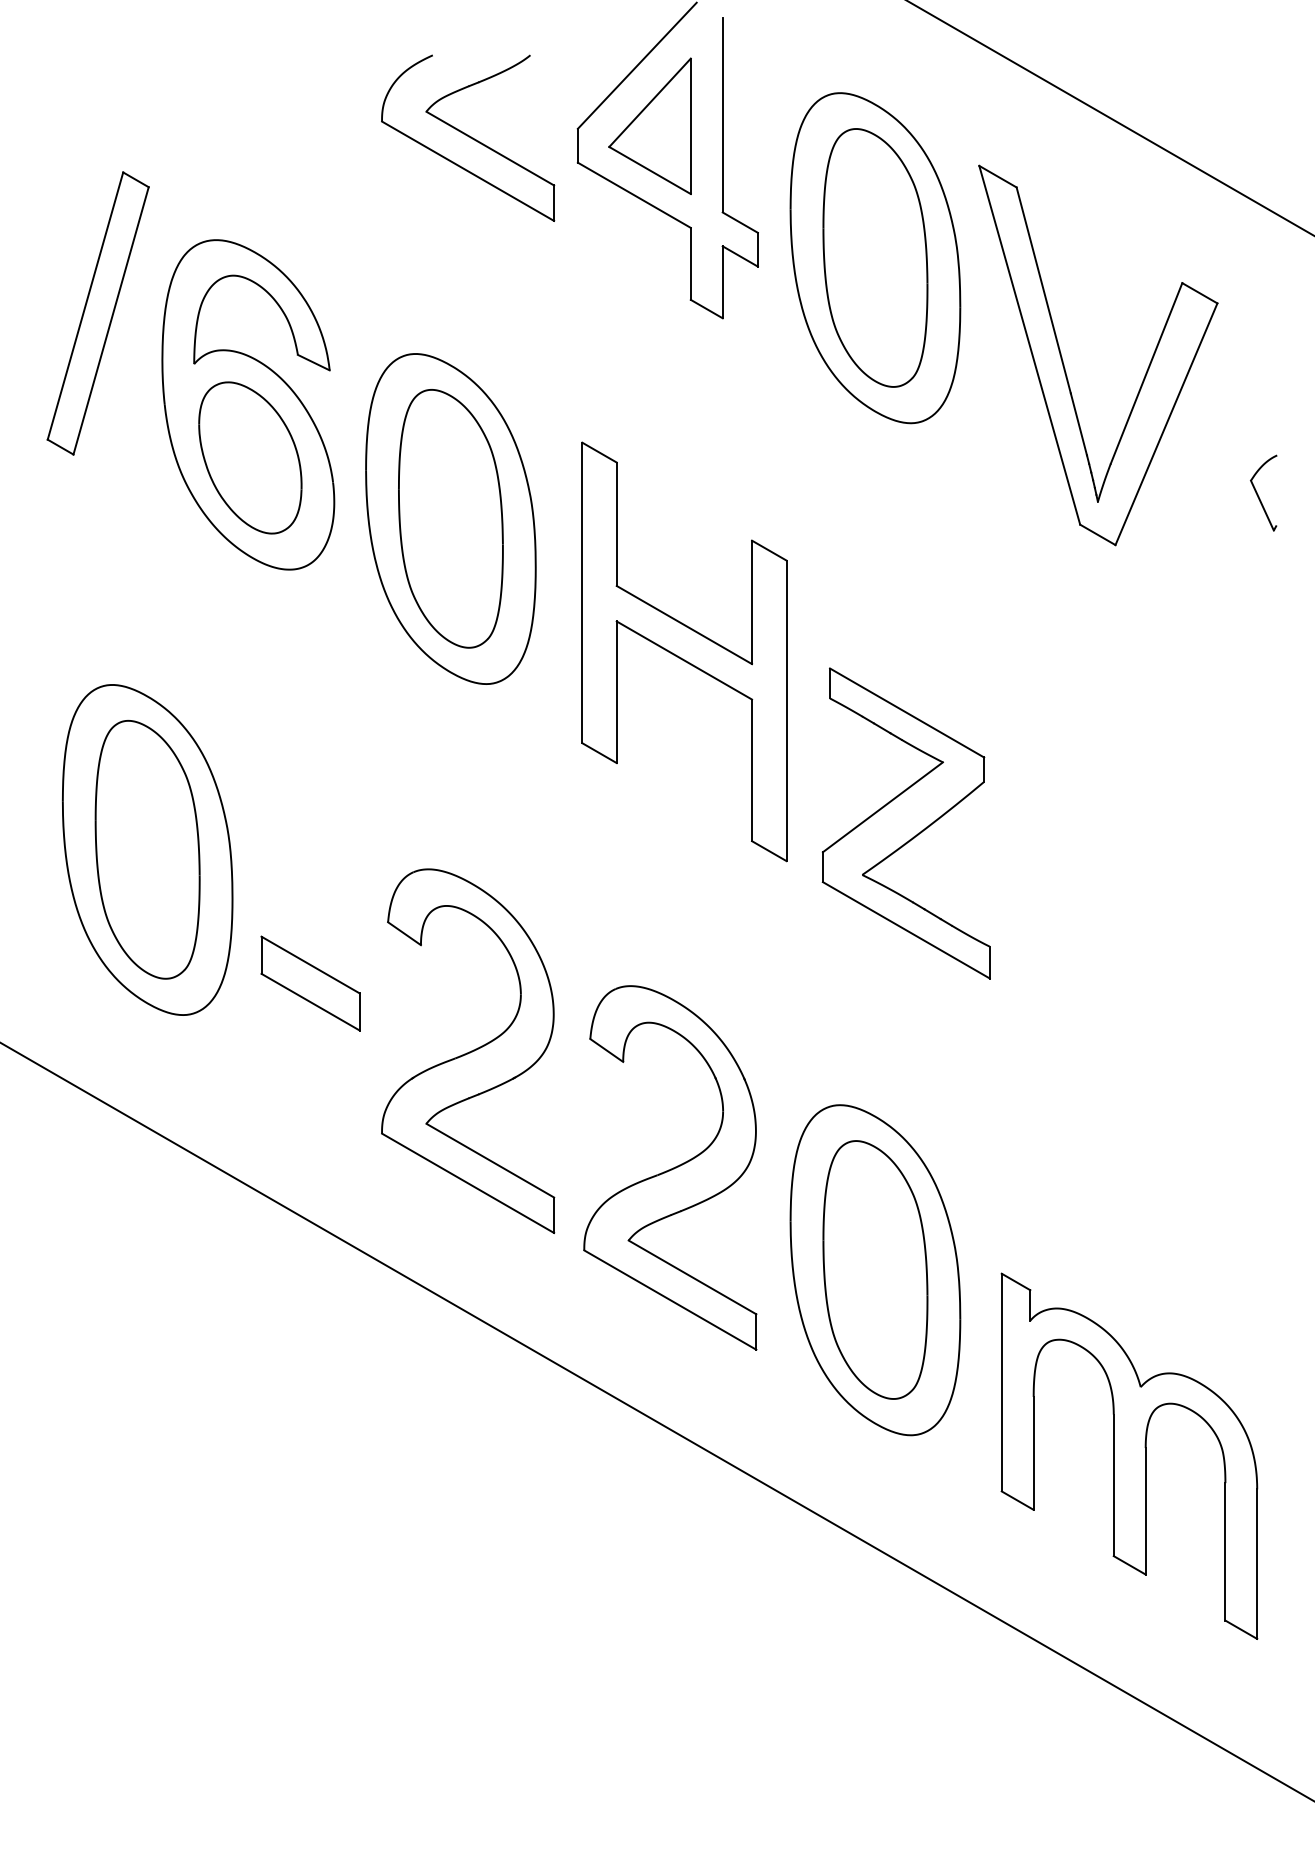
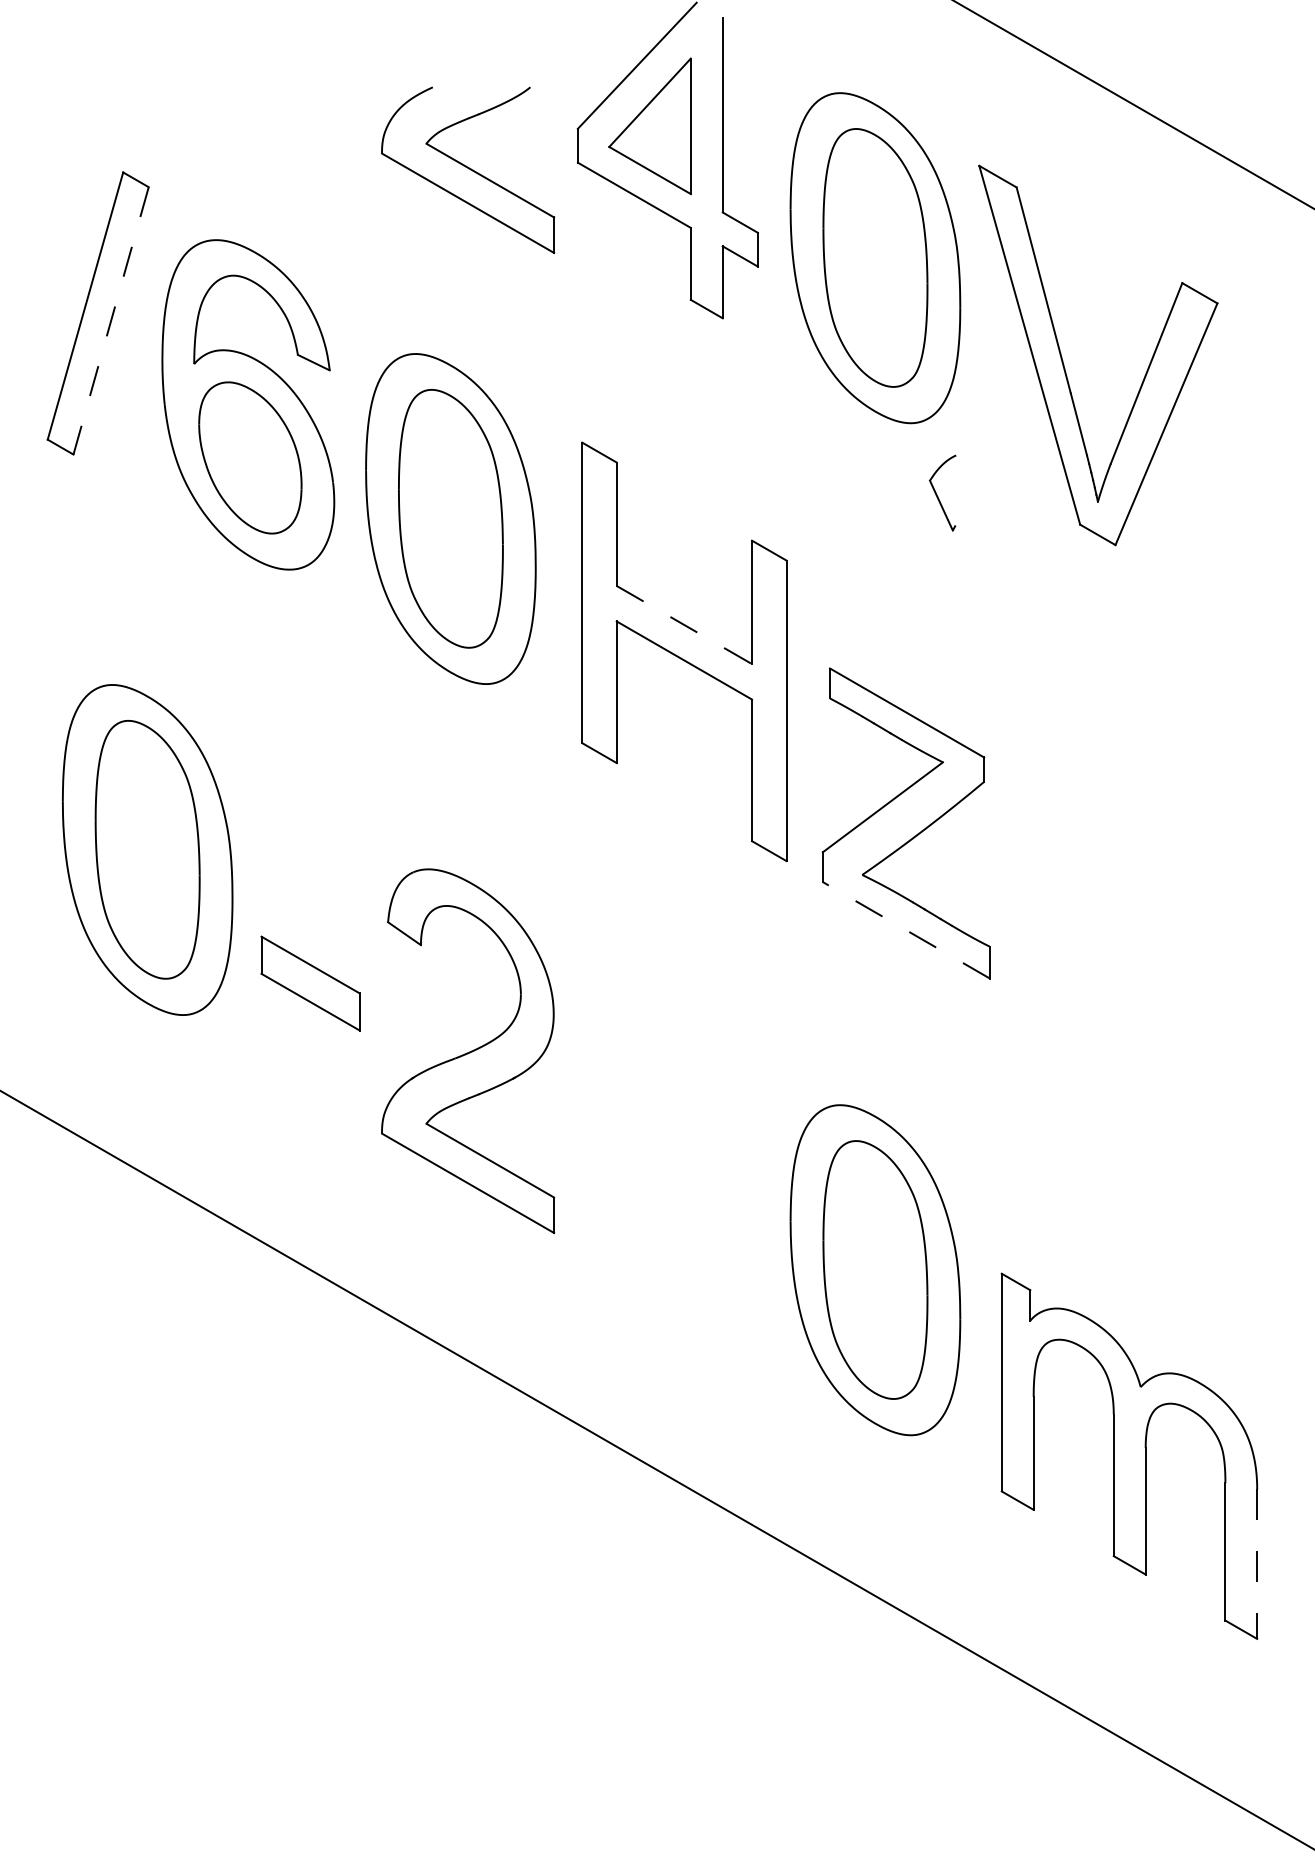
line position: (1110, 118) -> (1133, 104) (1133, 104)
part position: (468, 137) -> (468, 169) (468, 169)
line: solid -> dashed (111, 320)
part position: (1263, 492) -> (942, 492) (942, 492)
line: solid -> dashed (684, 625)
line: solid -> dashed (905, 930)
part: present -> none (670, 1167)
line position: (656, 1421) -> (656, 1469) (656, 1469)
line: solid -> dashed (1257, 1564)
